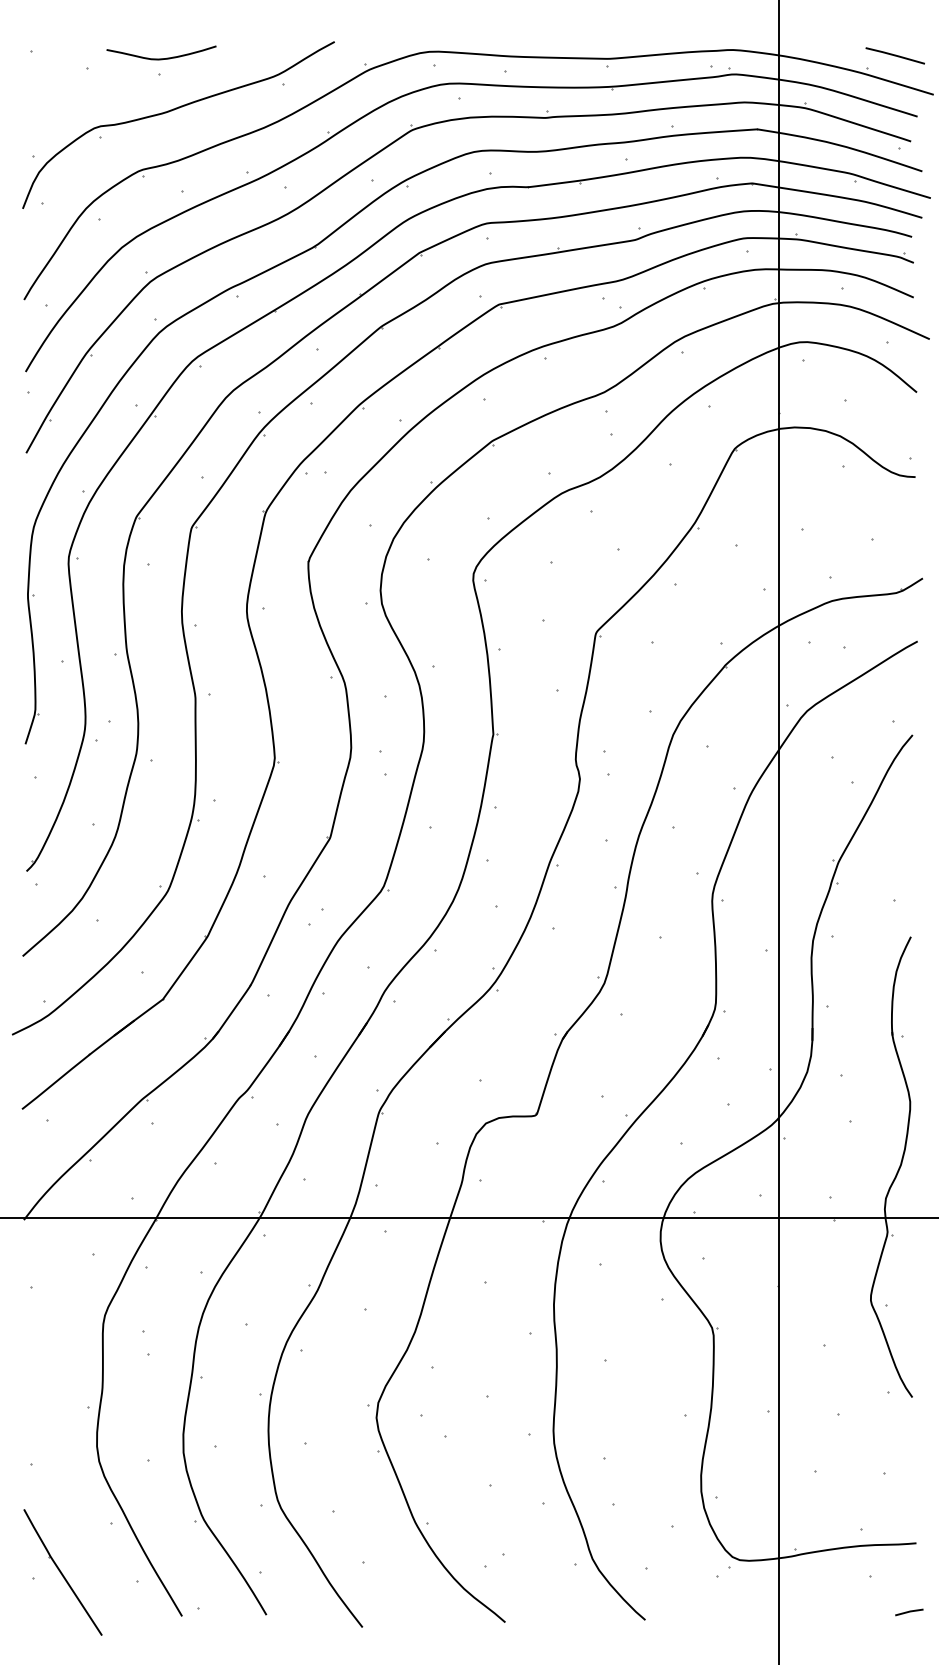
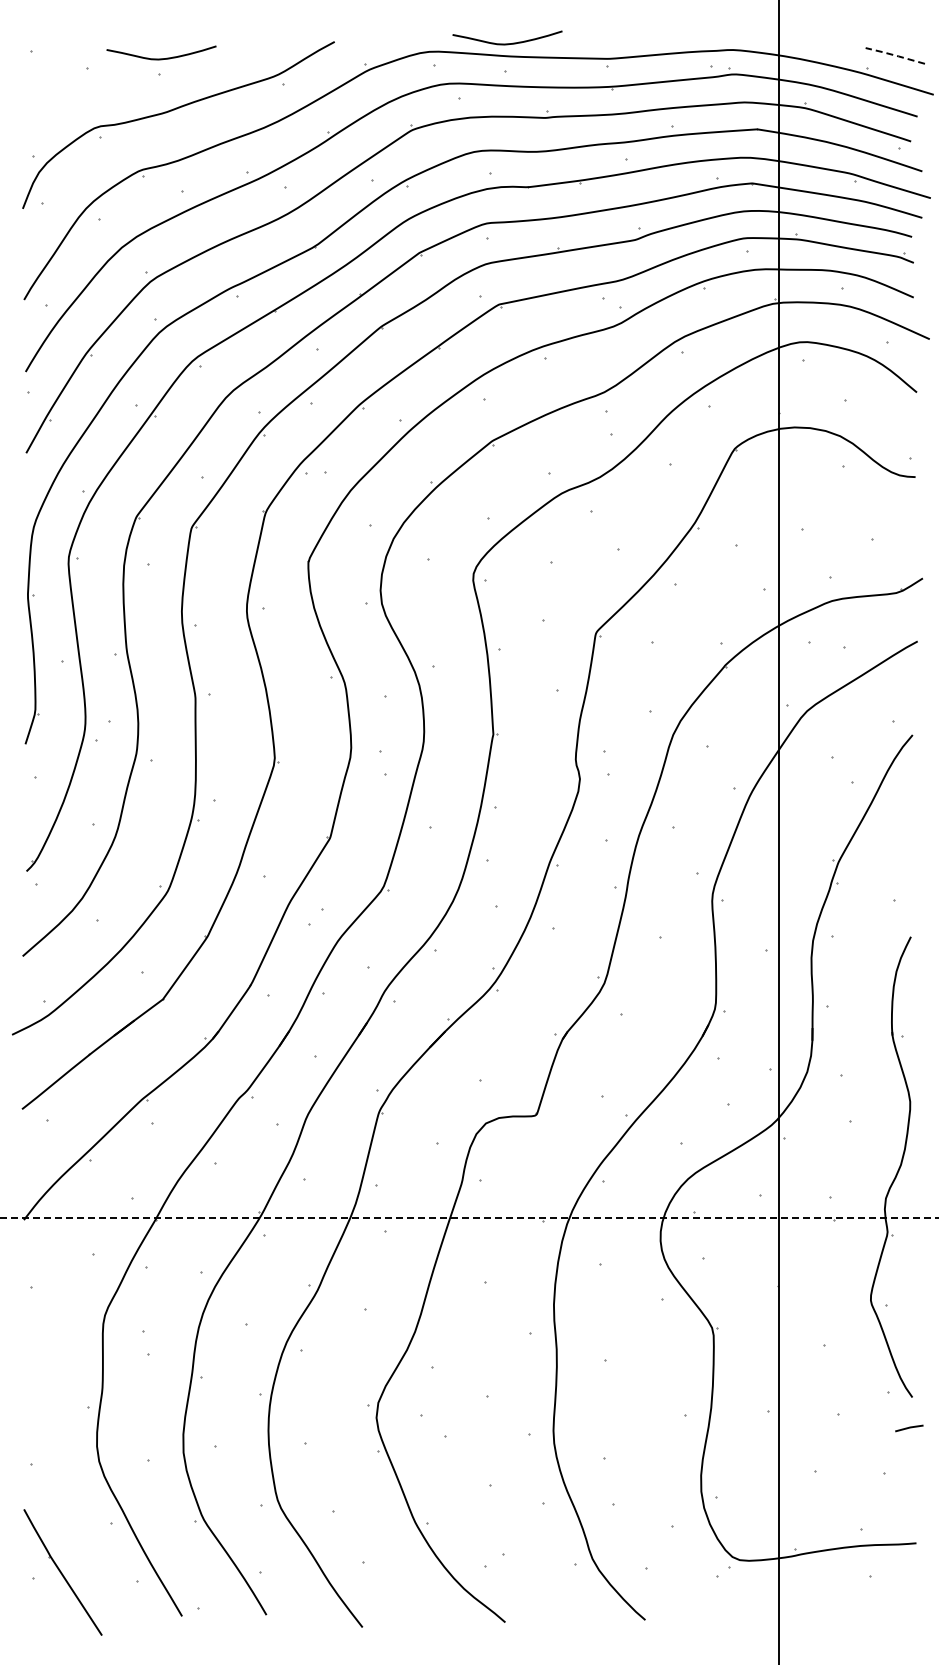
curve: none -> present (507, 43)
line: solid -> dashed (894, 55)
line: solid -> dashed (469, 1217)
line position: (909, 1612) -> (909, 1428) (909, 1428)
